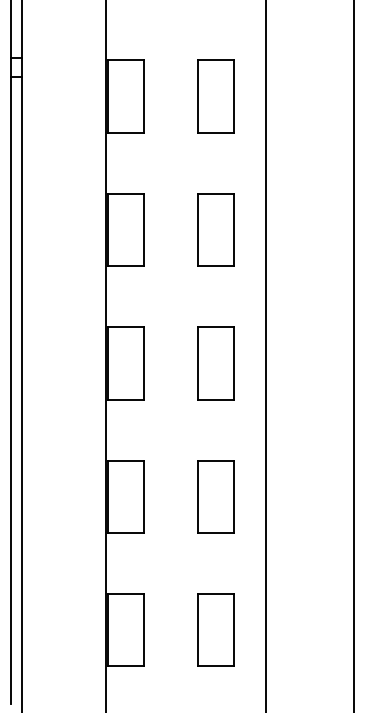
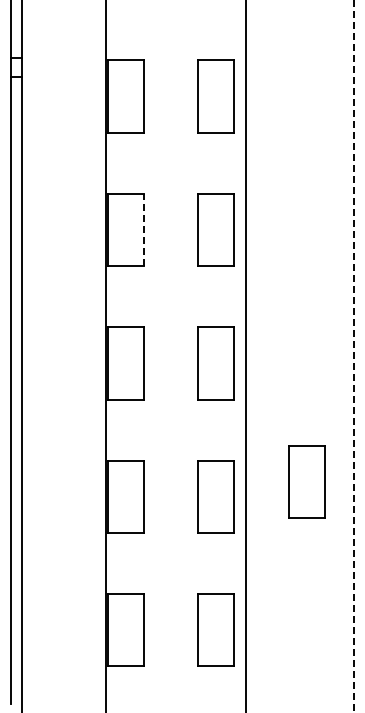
line: solid -> dashed (144, 229)
line position: (266, 355) -> (246, 355) (246, 355)
line: solid -> dashed (353, 356)
part: none -> present (306, 481)
